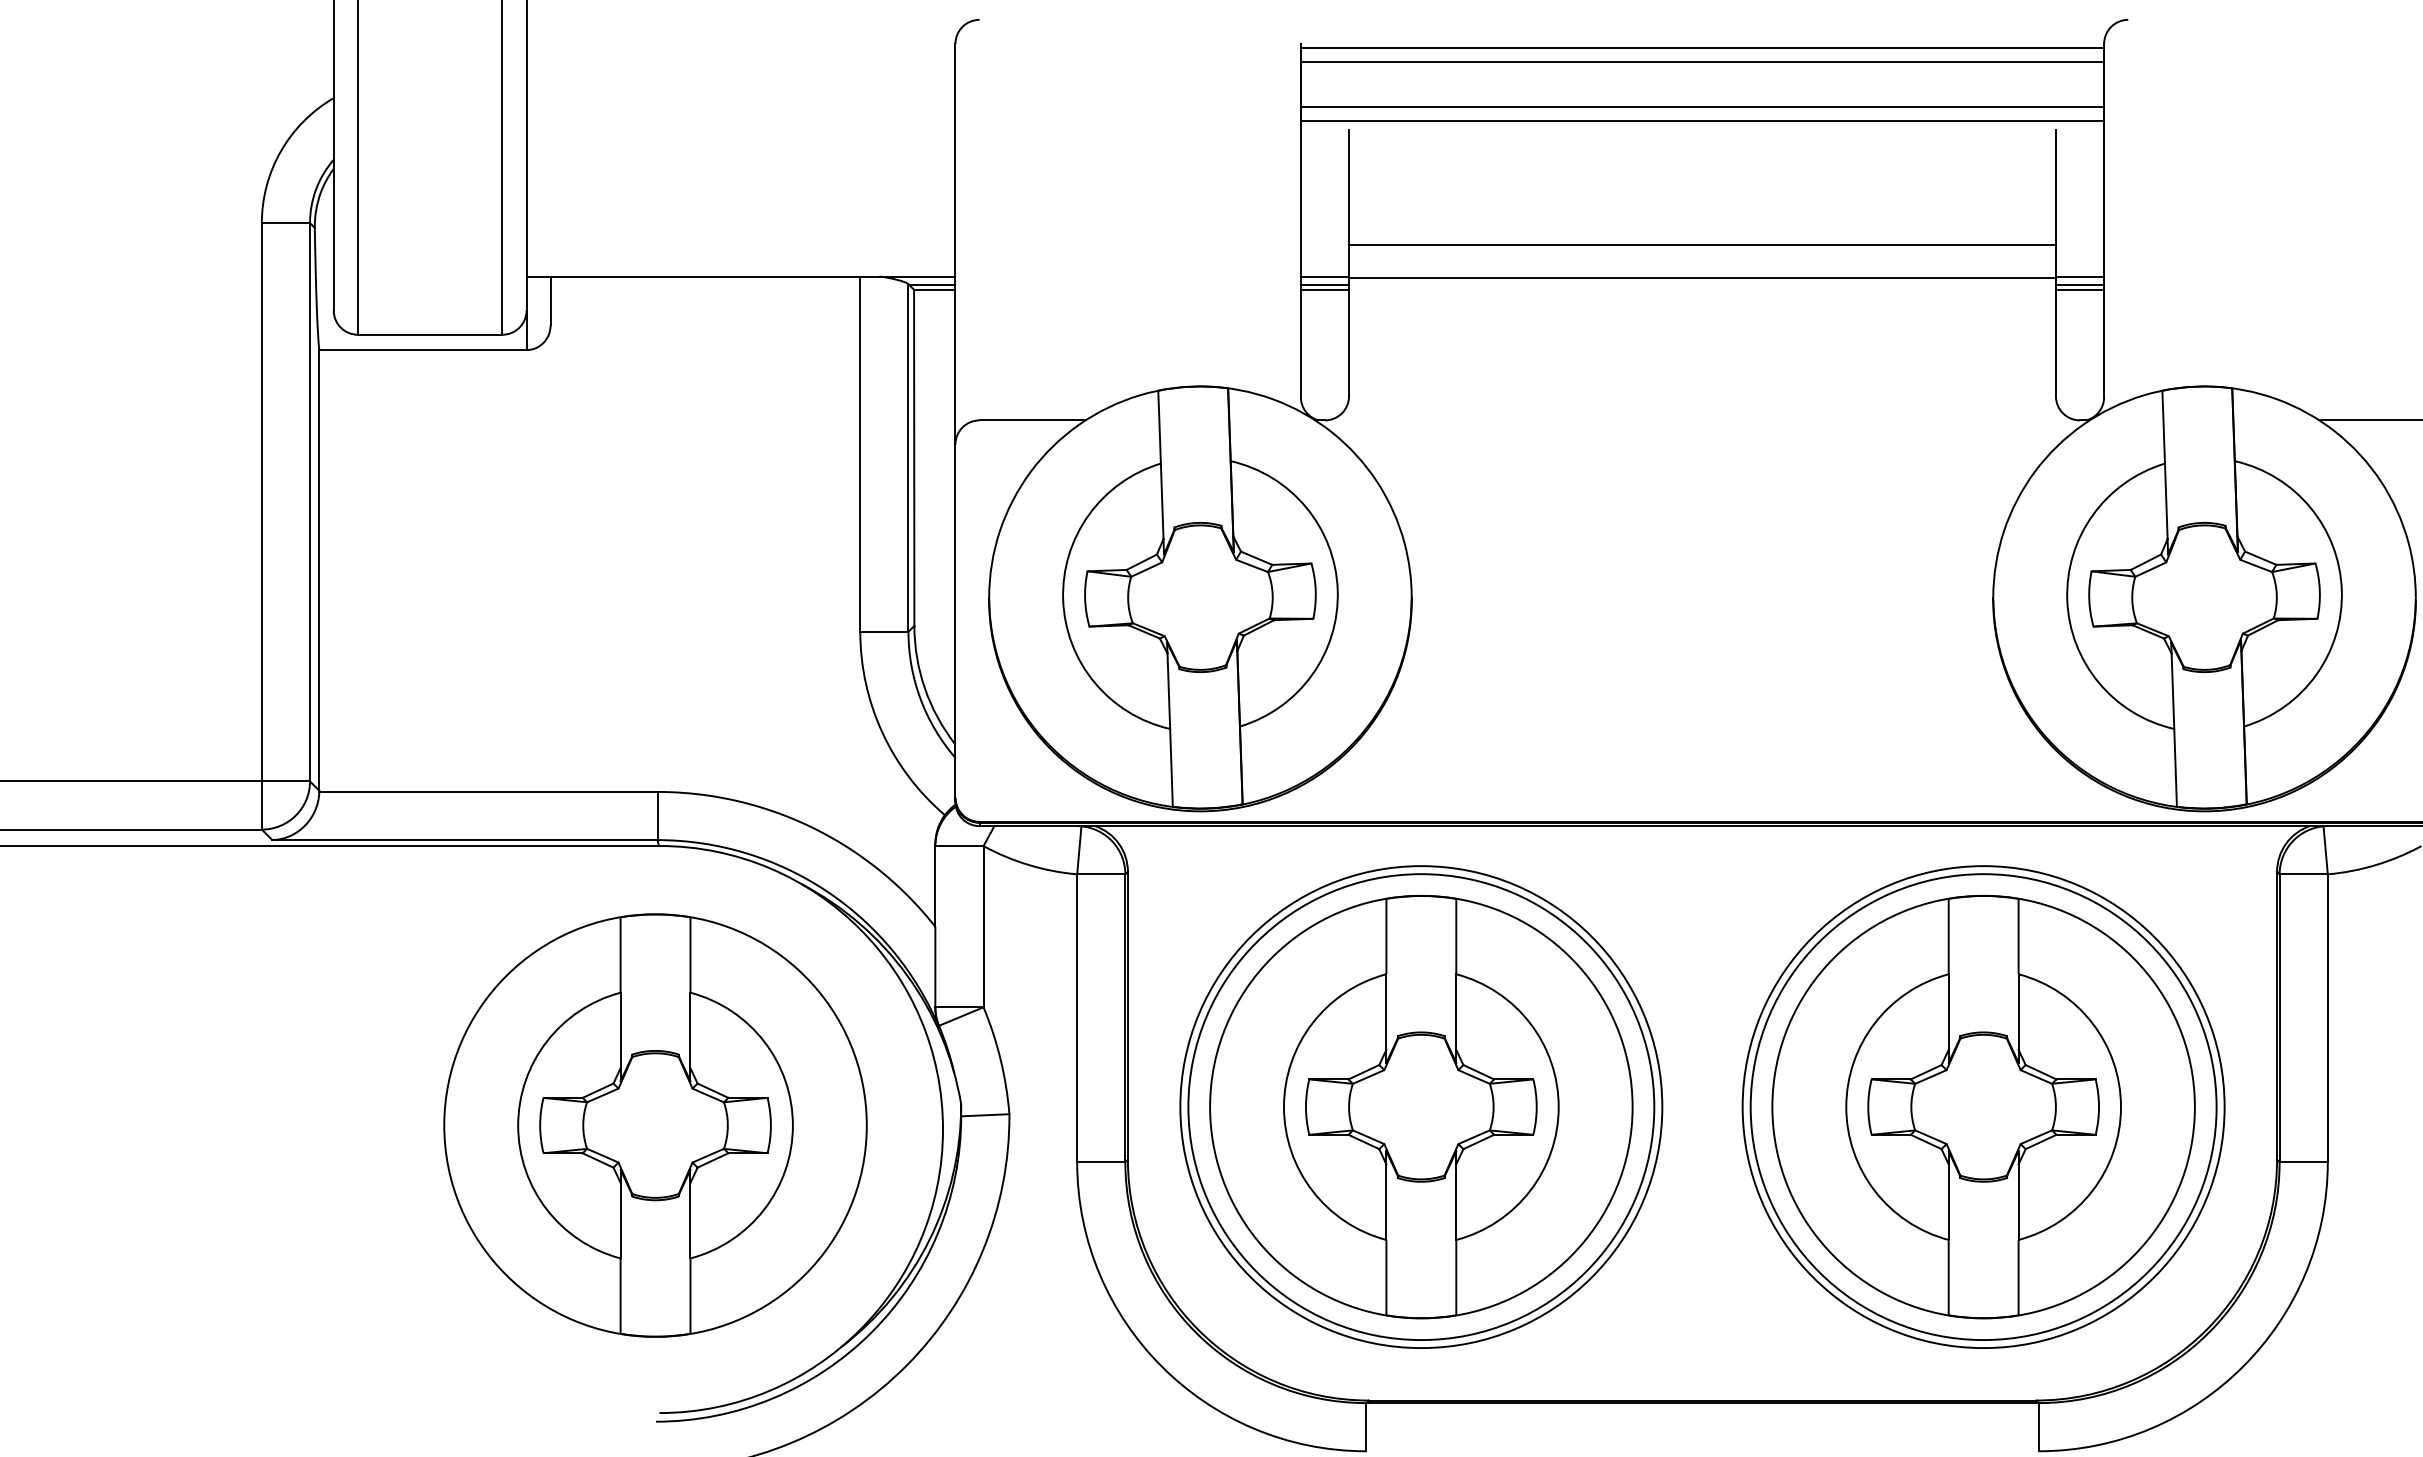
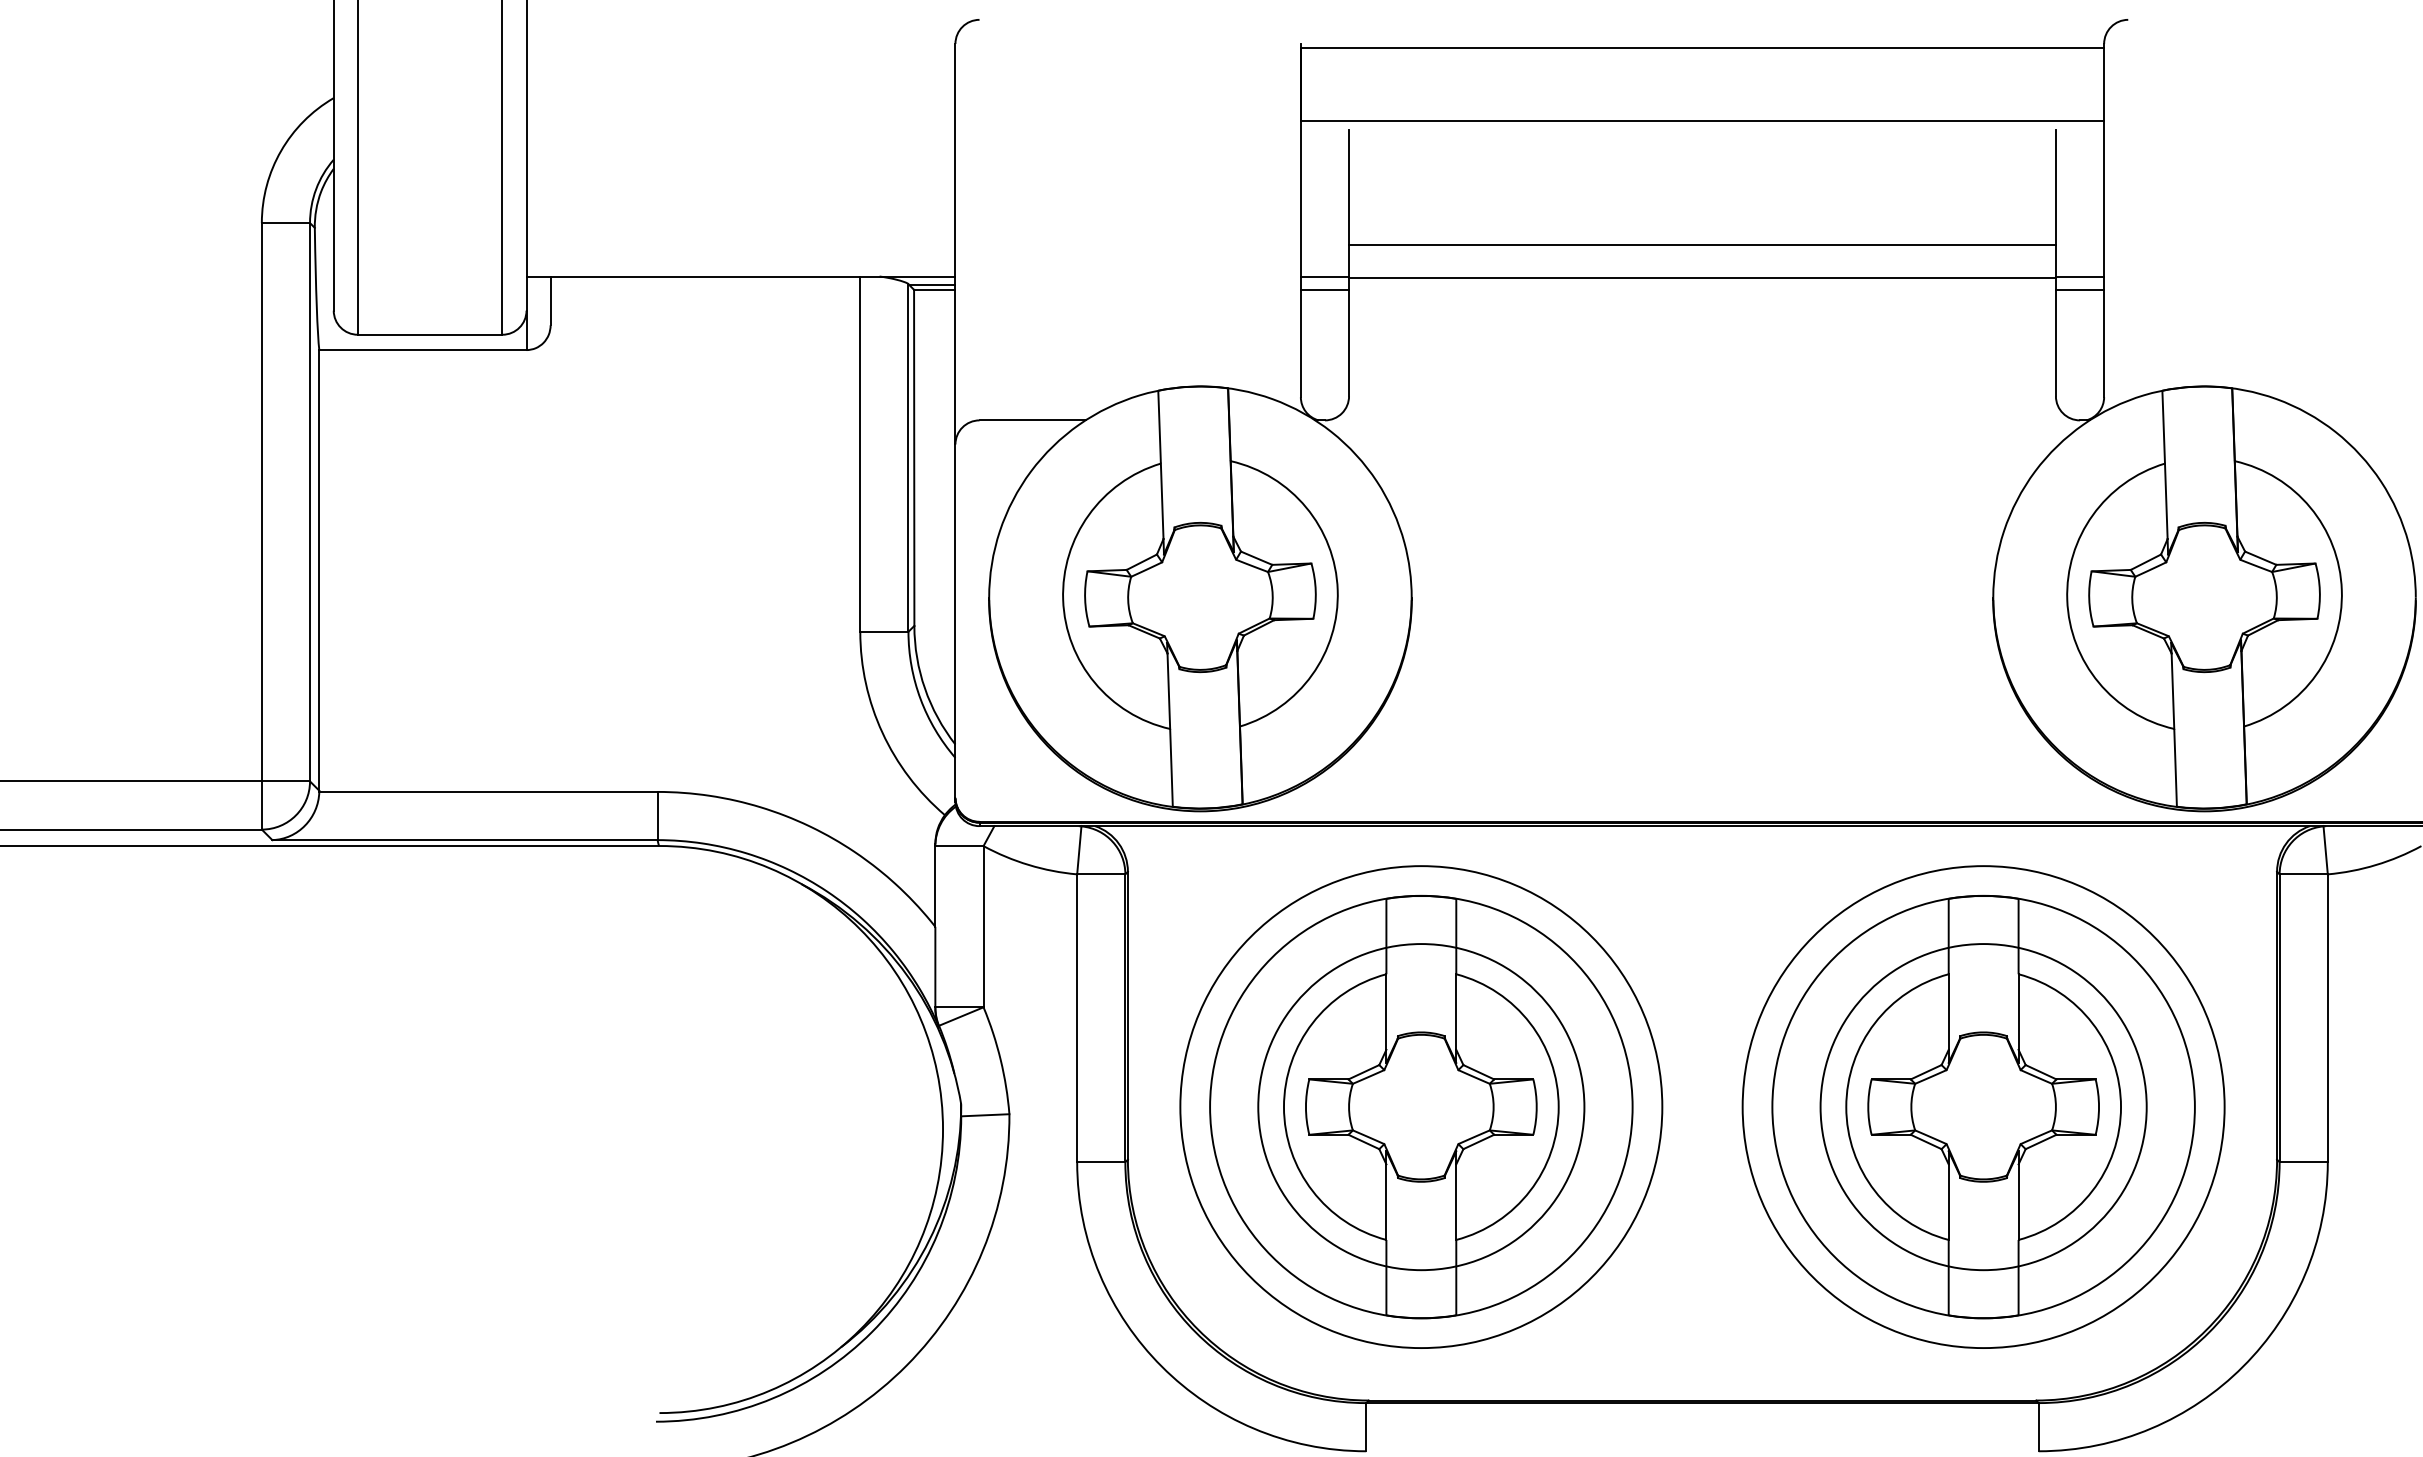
line: present -> none (1702, 61)
line: present -> none (1702, 107)
line: present -> none (1324, 284)
line: present -> none (2079, 284)
line: present -> none (2369, 420)
circle diameter: 466 px -> 326 px (1421, 1107)
circle diameter: 466 px -> 326 px (1983, 1107)
part: present -> none (655, 1125)
